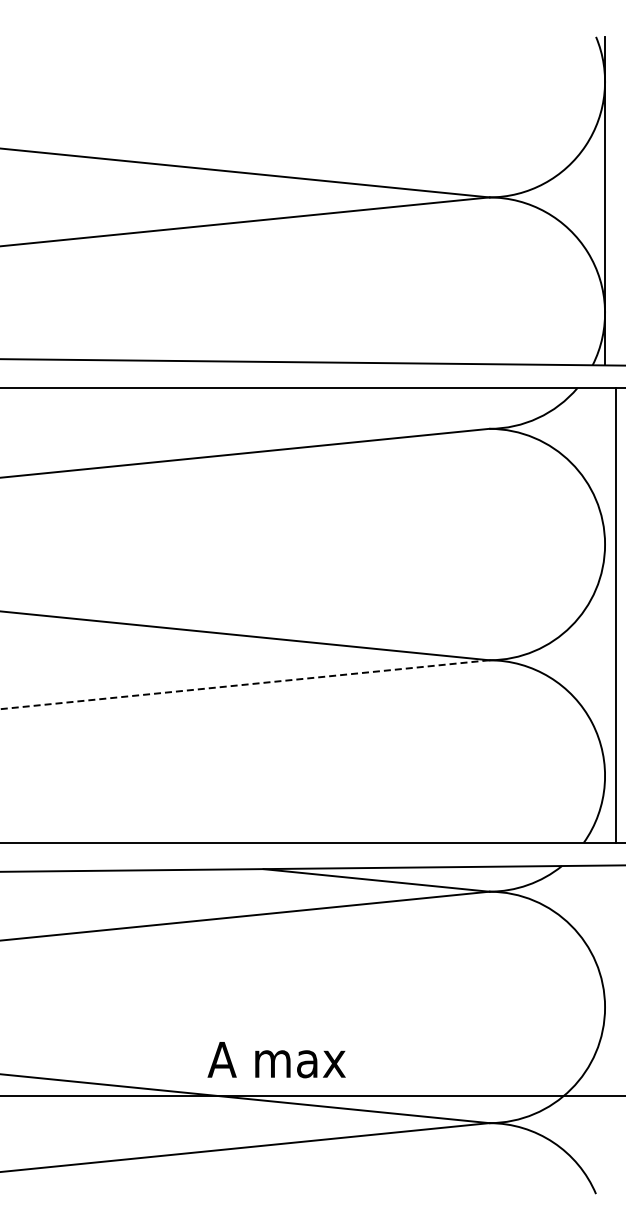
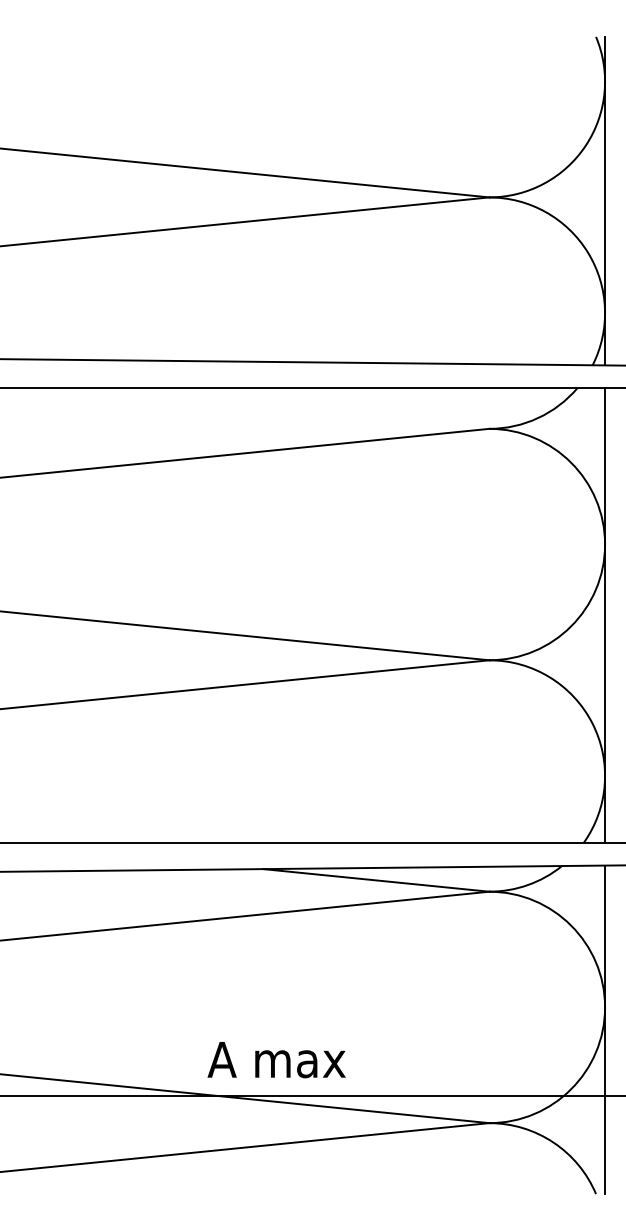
line position: (616, 615) -> (605, 615) (605, 615)
line: dashed -> solid (244, 684)
line: none -> present (605, 1029)
